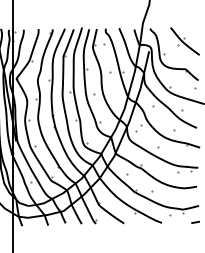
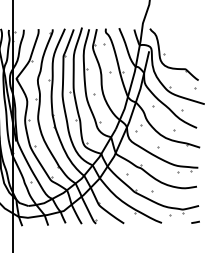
part: present -> none (184, 41)
